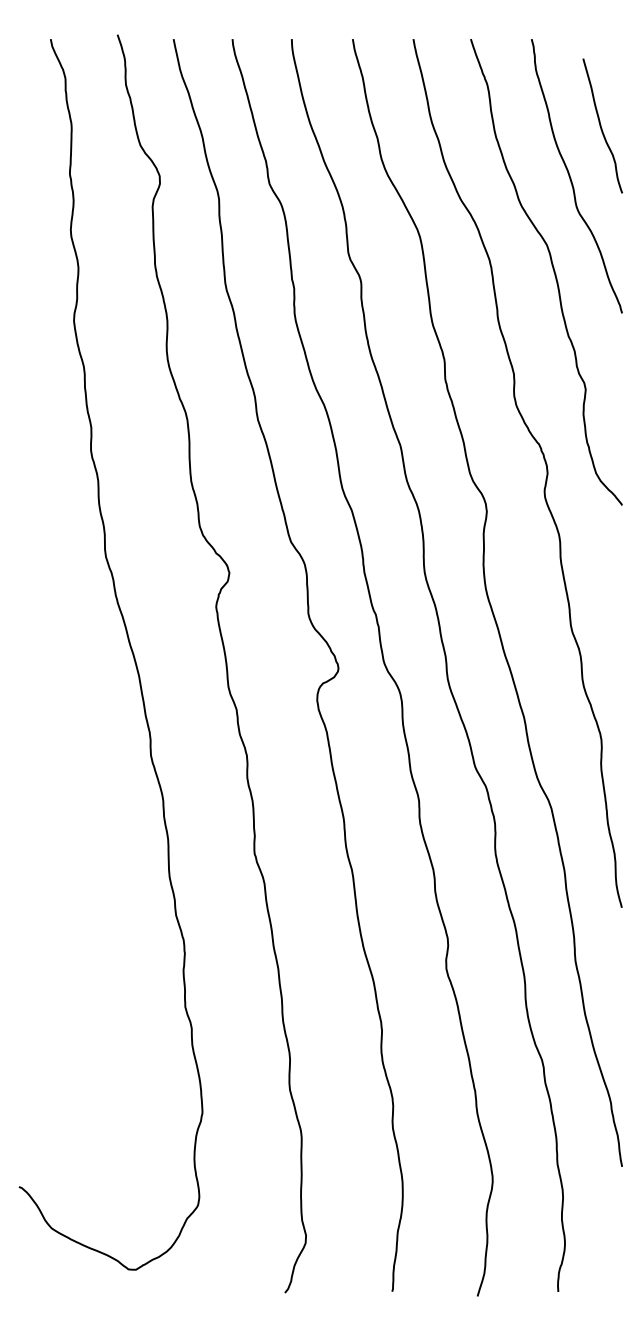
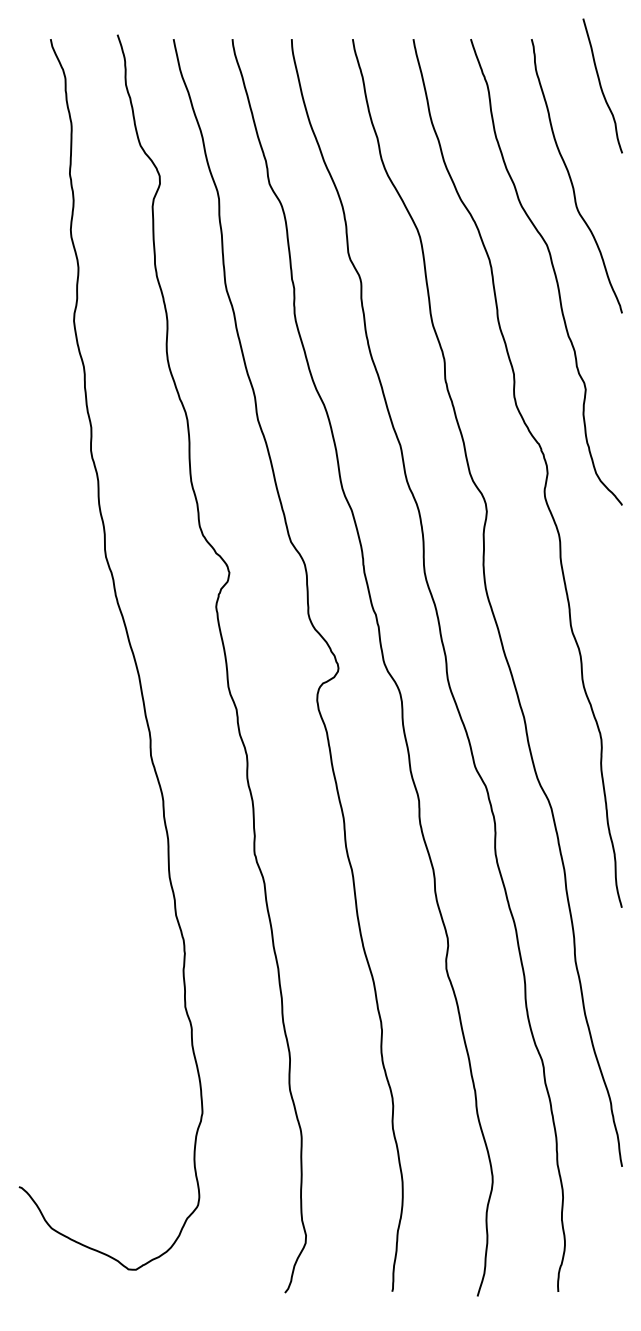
curve position: (601, 125) -> (601, 85) (601, 85)
